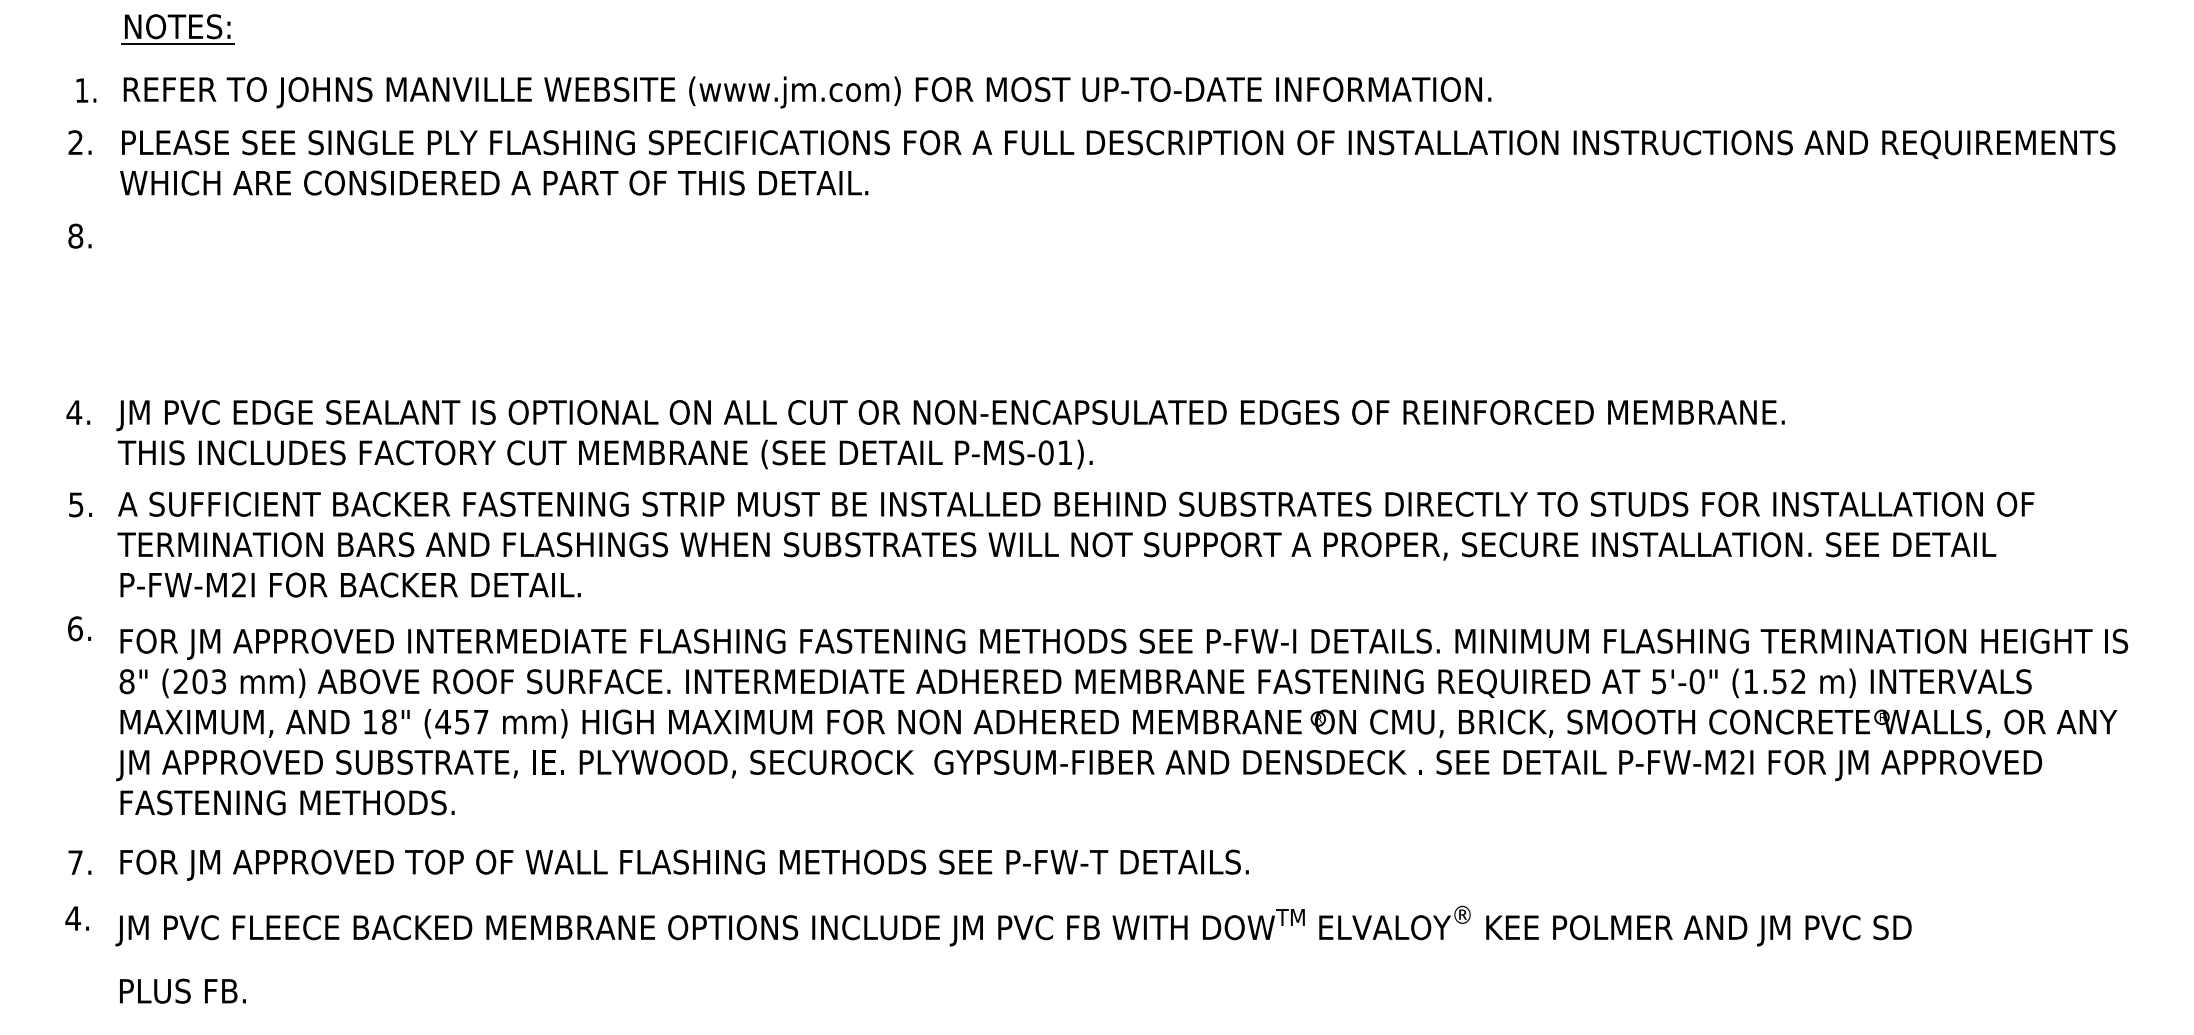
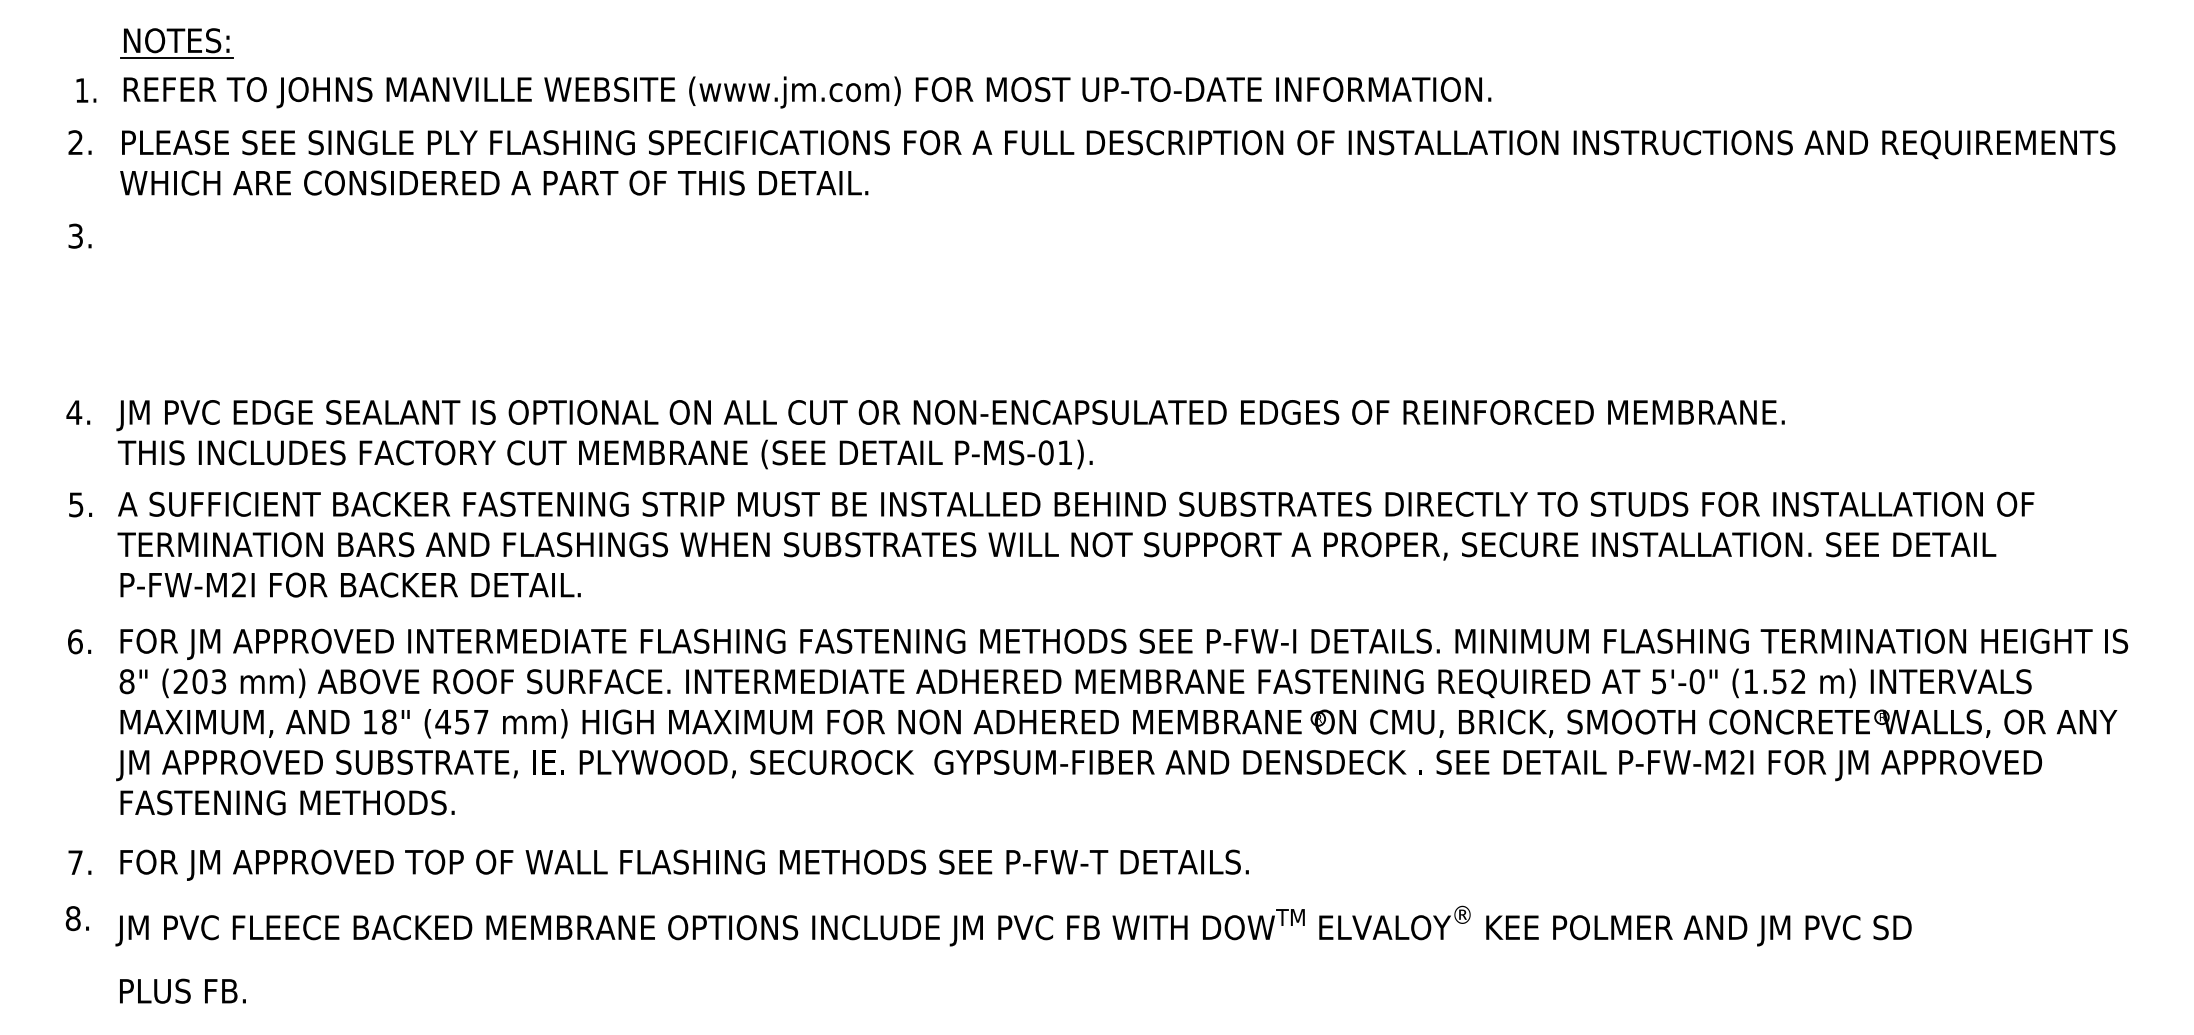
part position: (177, 29) -> (176, 43) (176, 43)
text: 8. -> 3. (75, 235)
text position: (79, 628) -> (79, 641) (79, 641)
text: 4. -> 8. (73, 918)
